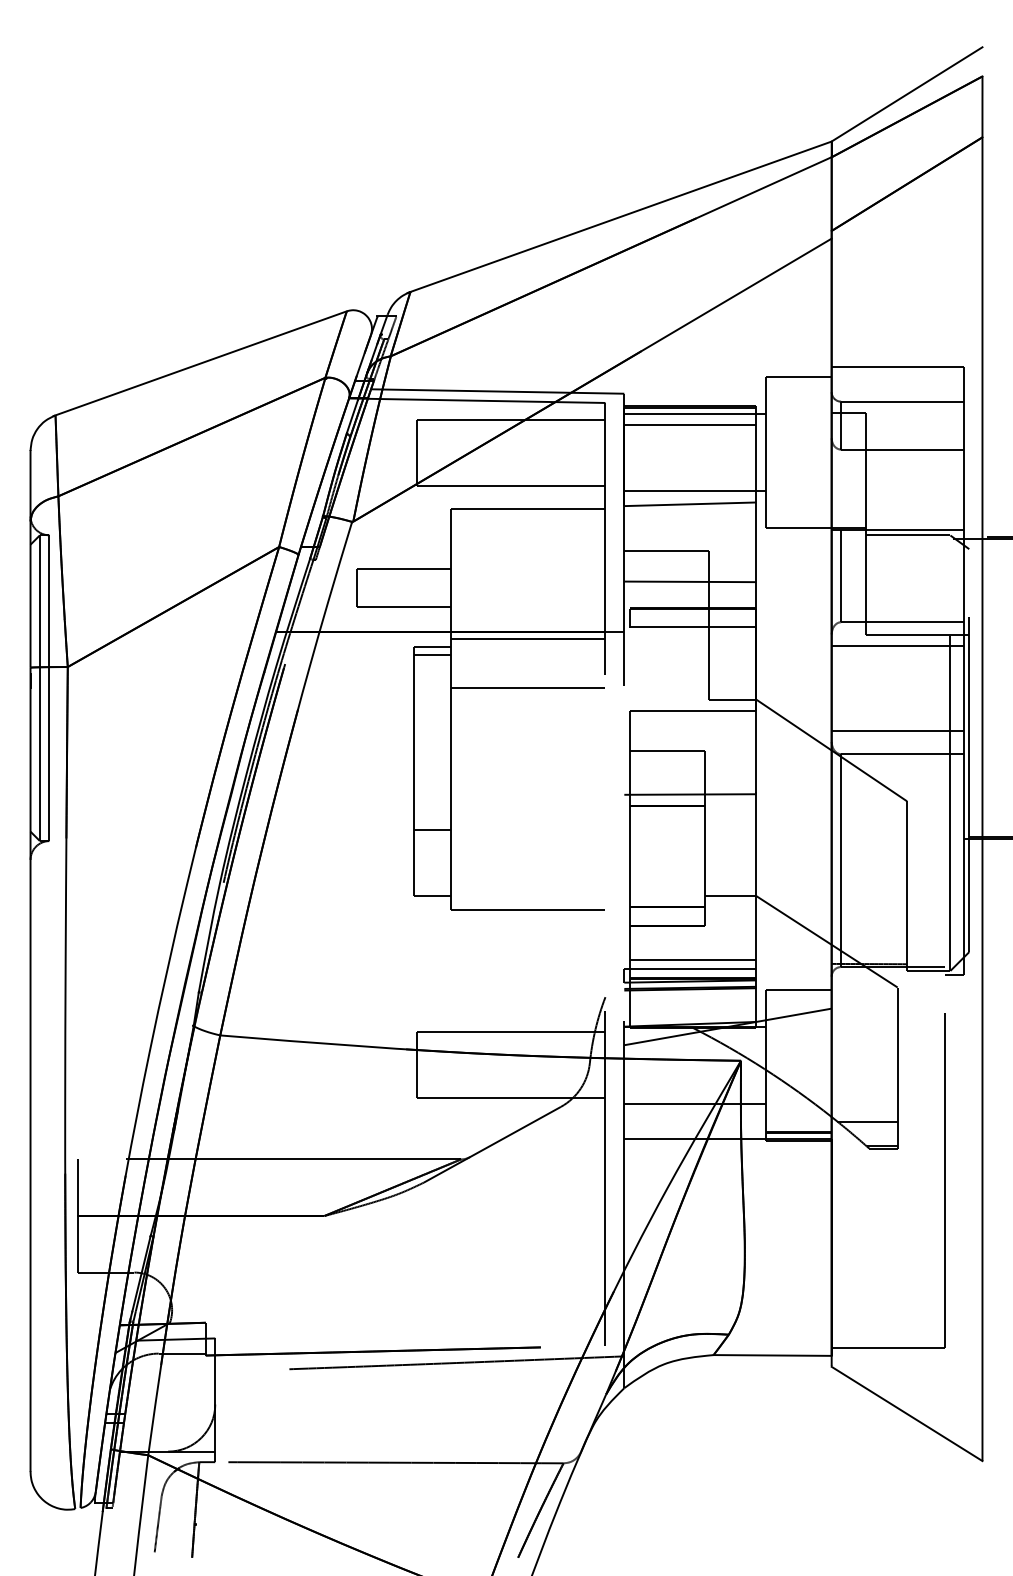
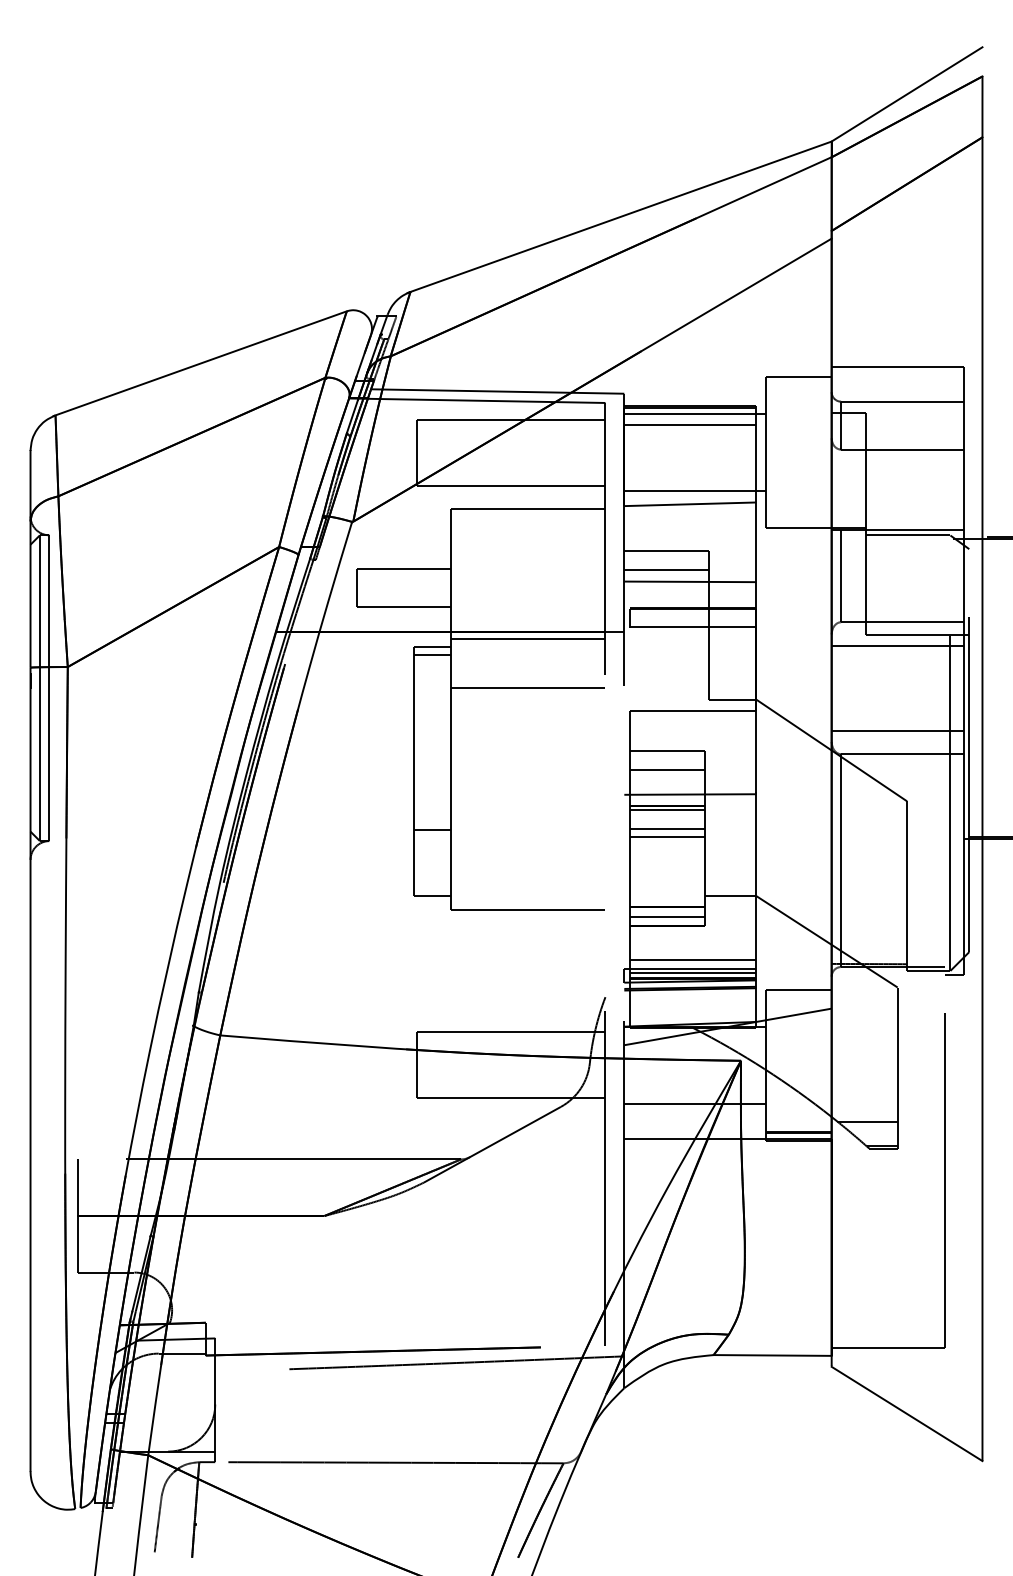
line: none -> present (666, 569)
line: none -> present (667, 770)
line: none -> present (667, 809)
line: none -> present (667, 828)
line: none -> present (667, 837)
line: none -> present (667, 917)
line: none -> present (692, 973)
